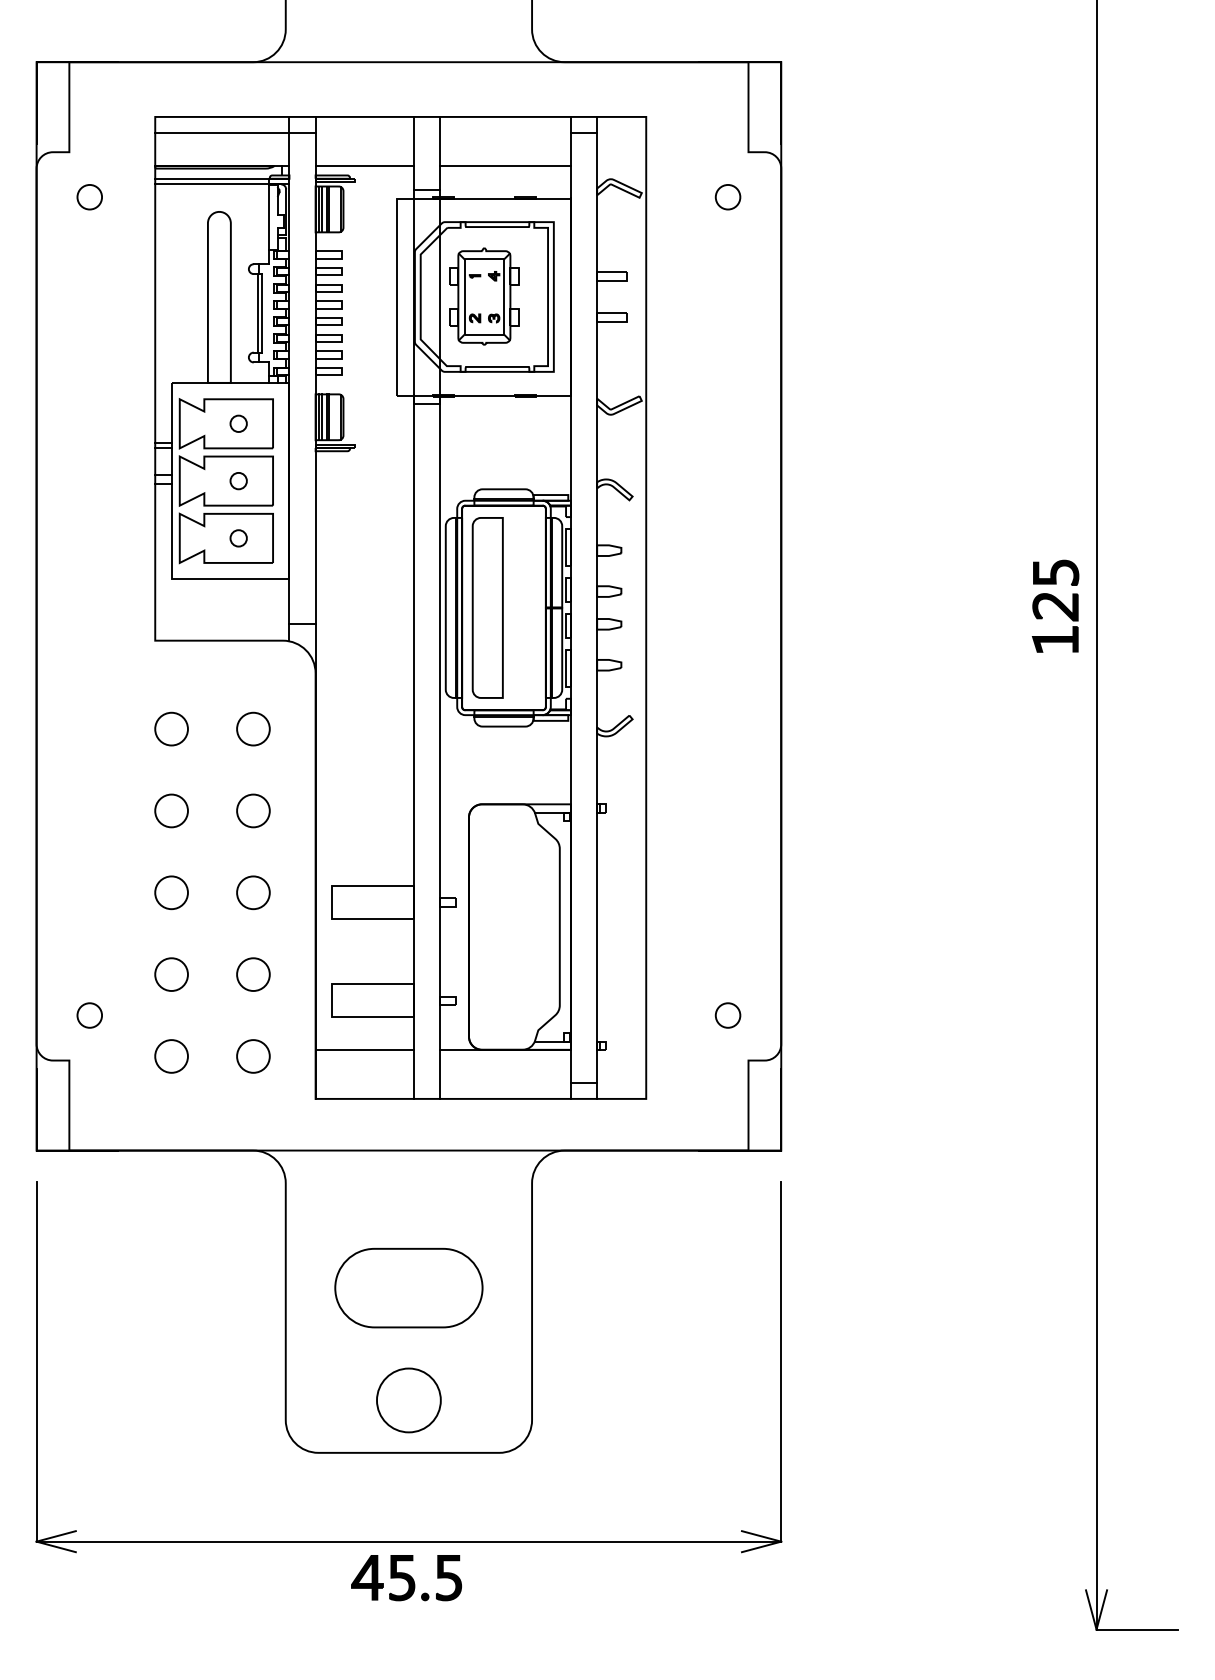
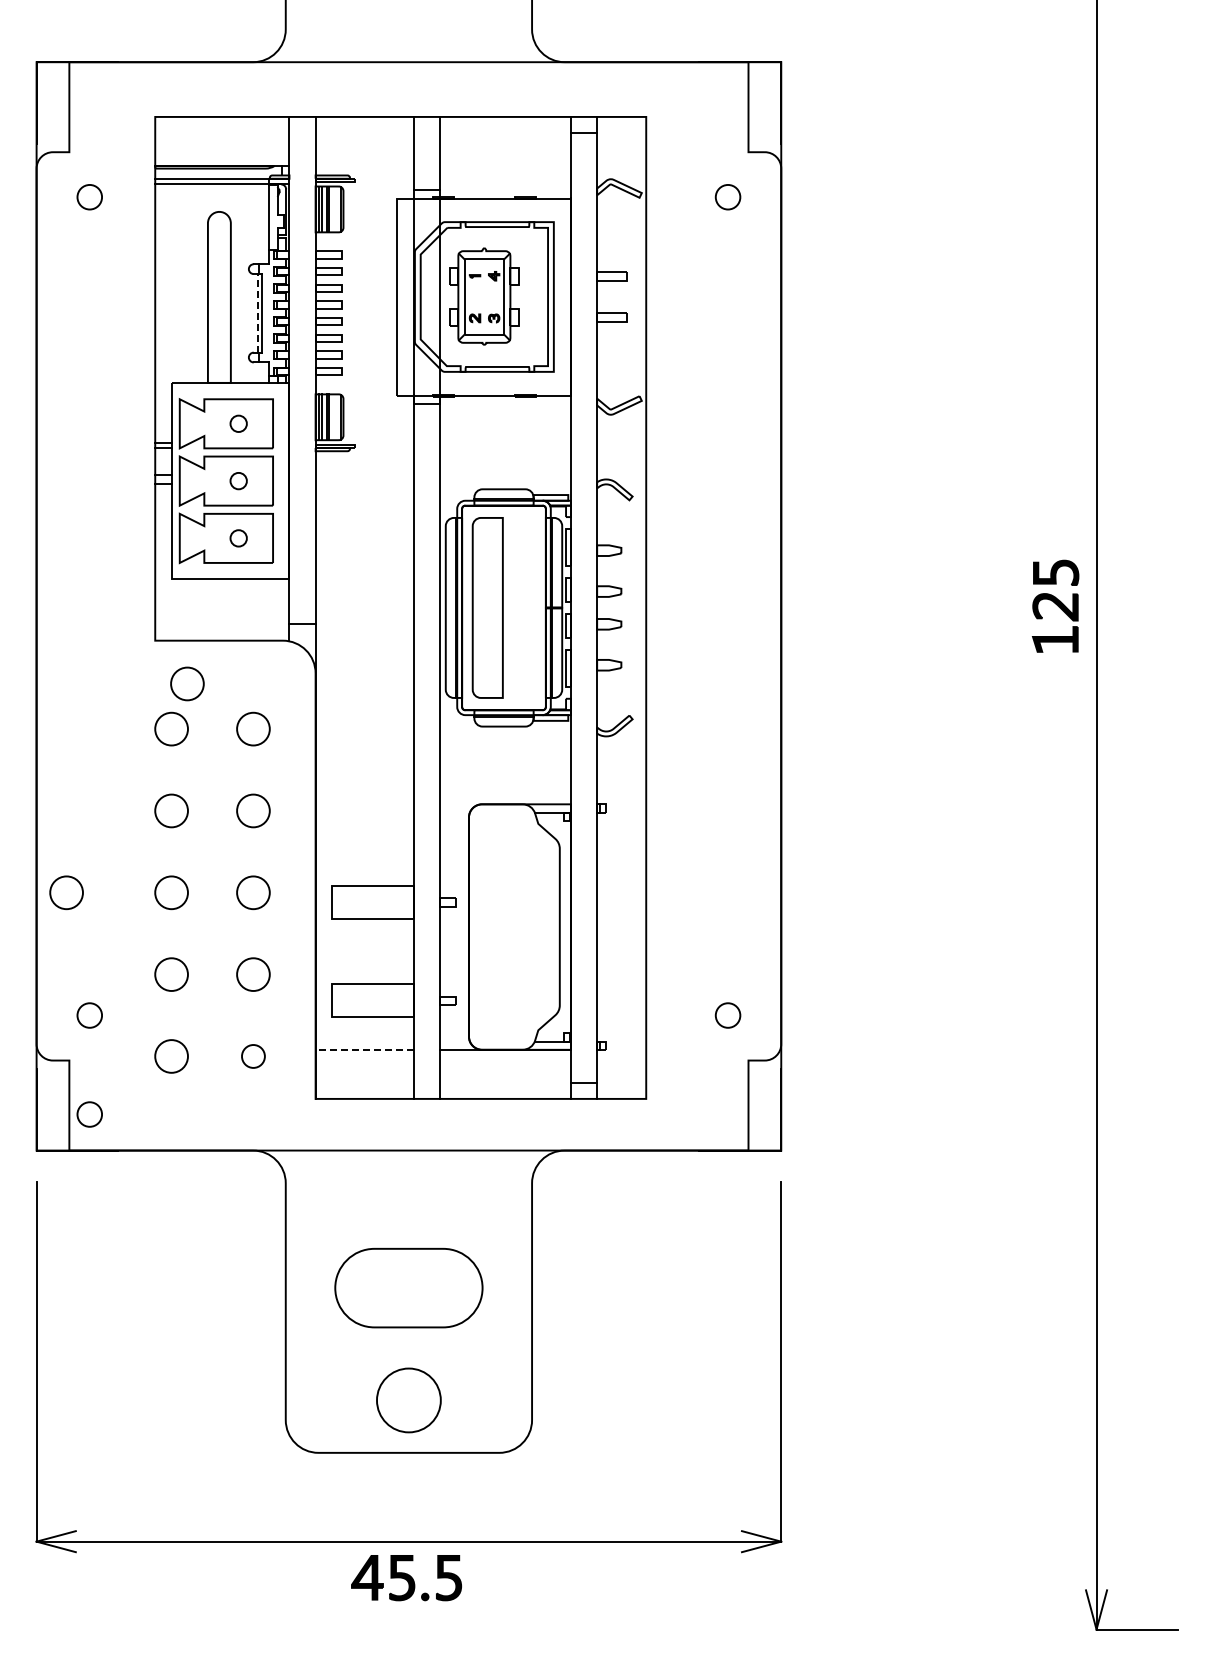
line: present -> none (235, 133)
line: present -> none (364, 166)
line: present -> none (505, 166)
line: solid -> dashed (257, 312)
part: none -> present (187, 683)
part: none -> present (66, 892)
line: solid -> dashed (364, 1049)
part size: 35x35 px -> 25x25 px (253, 1056)
part: none -> present (89, 1114)
